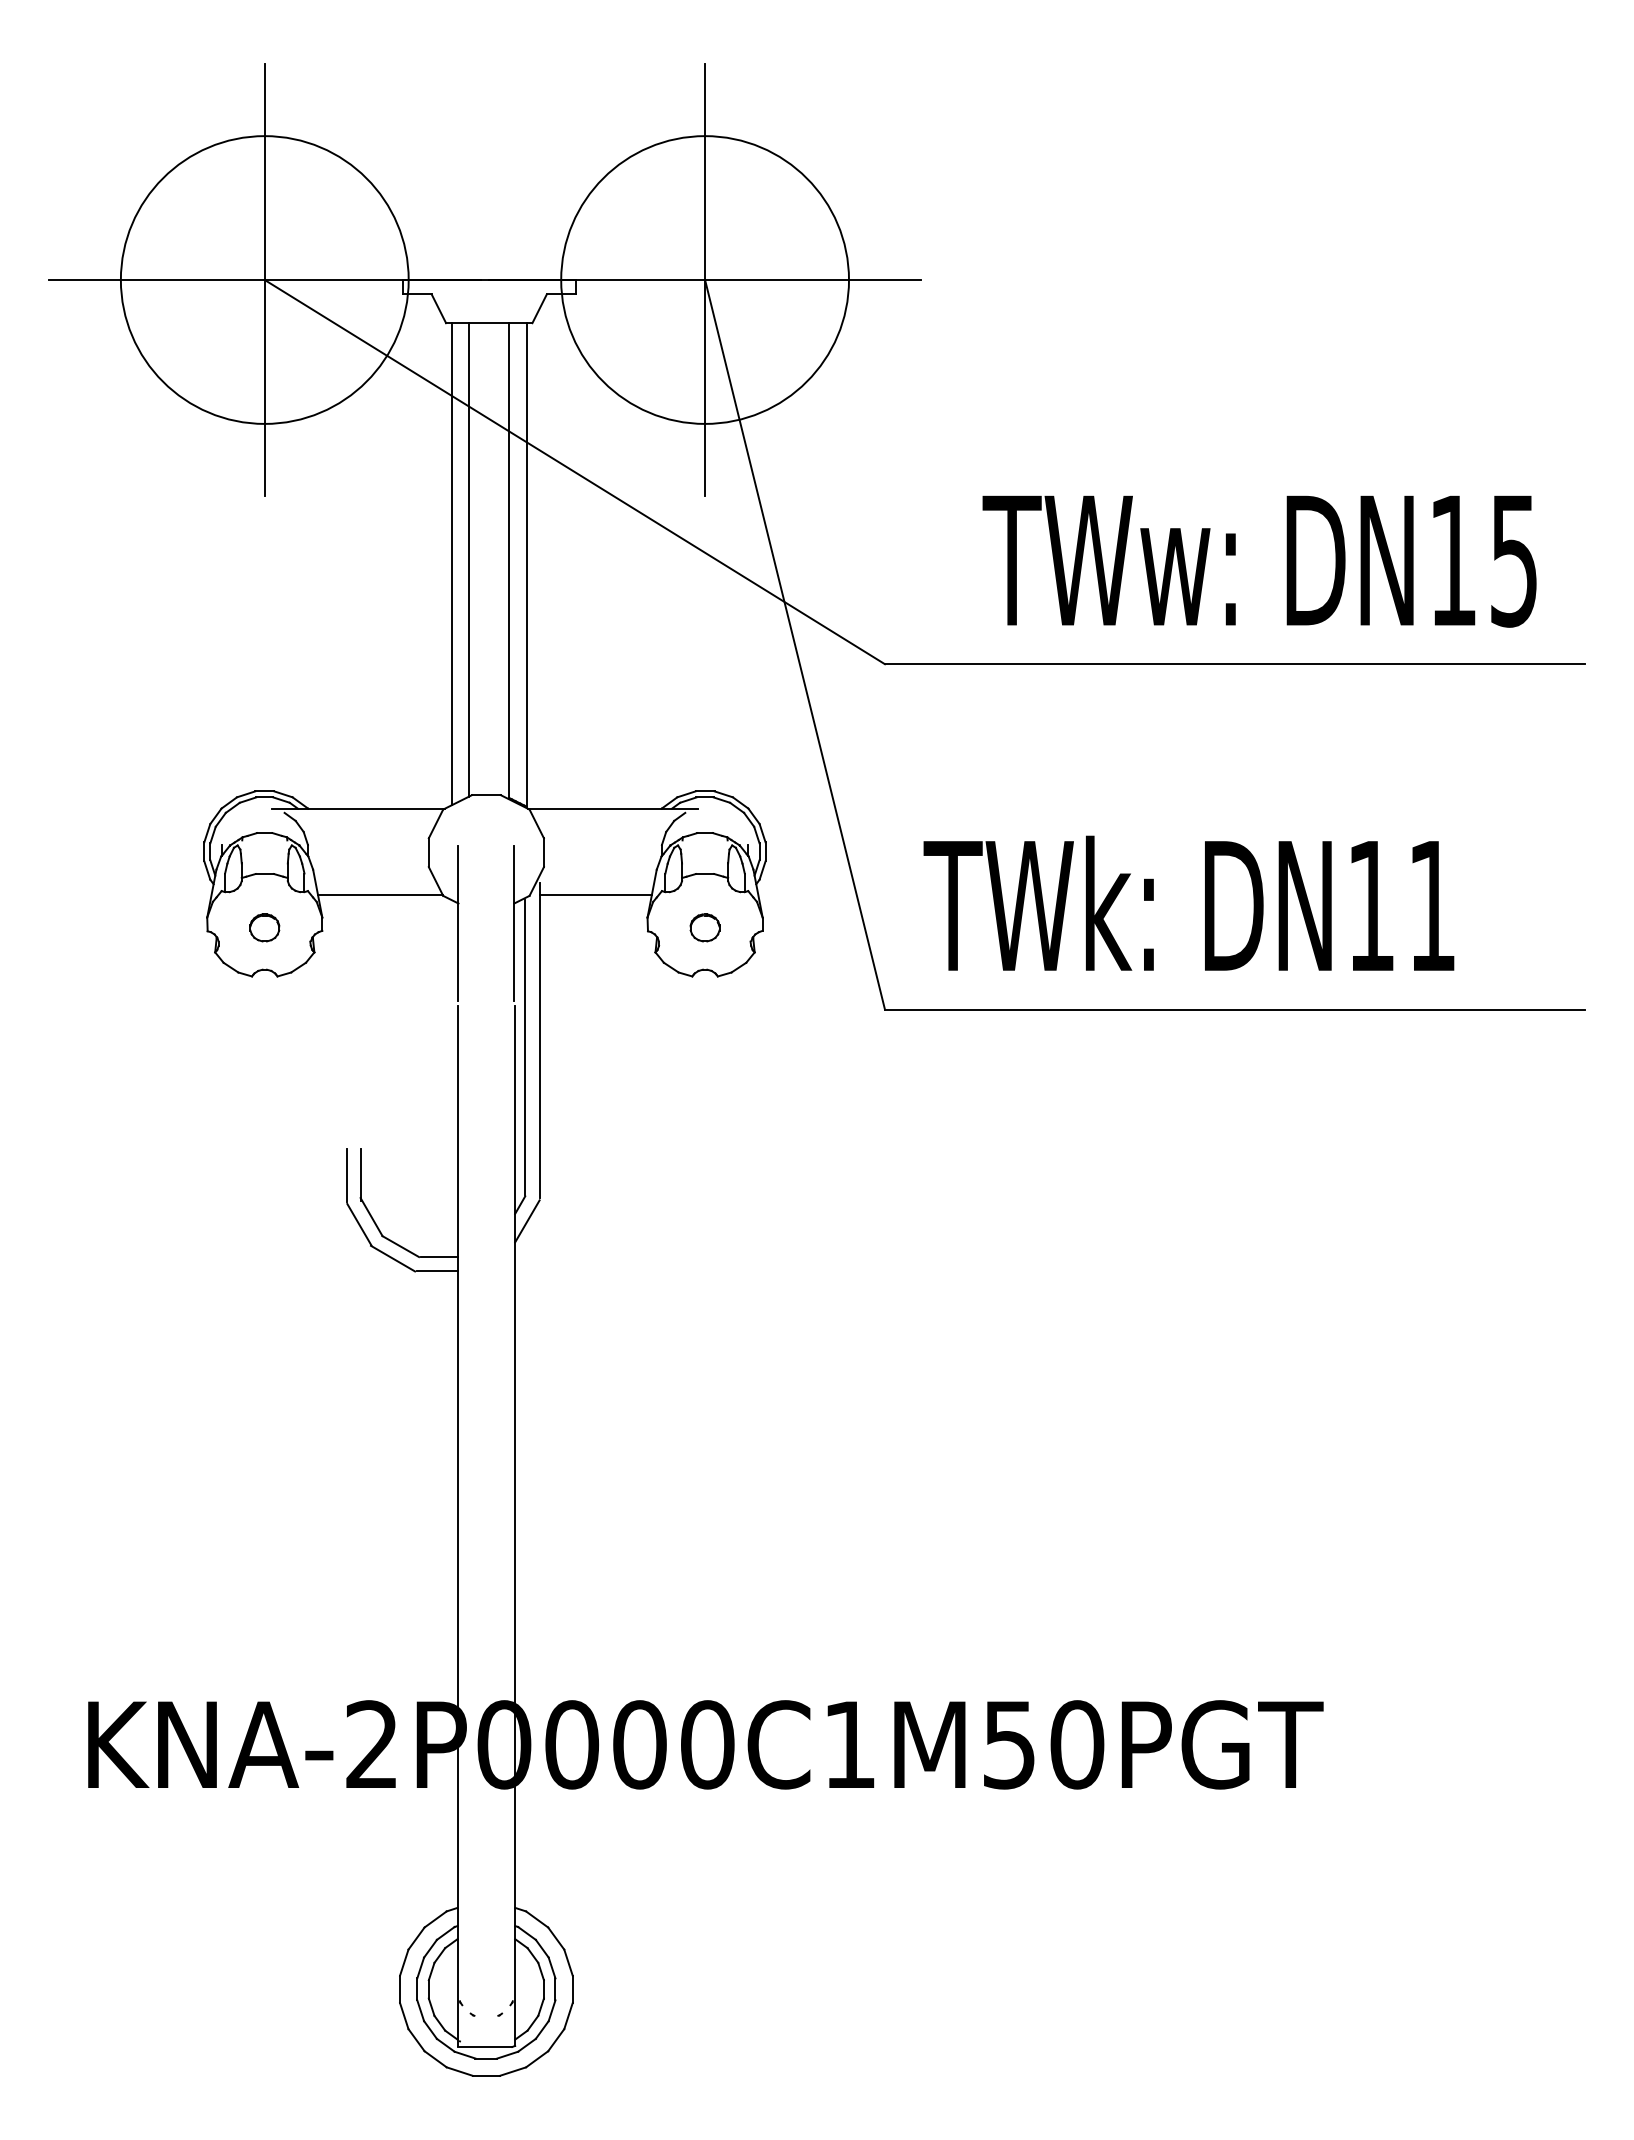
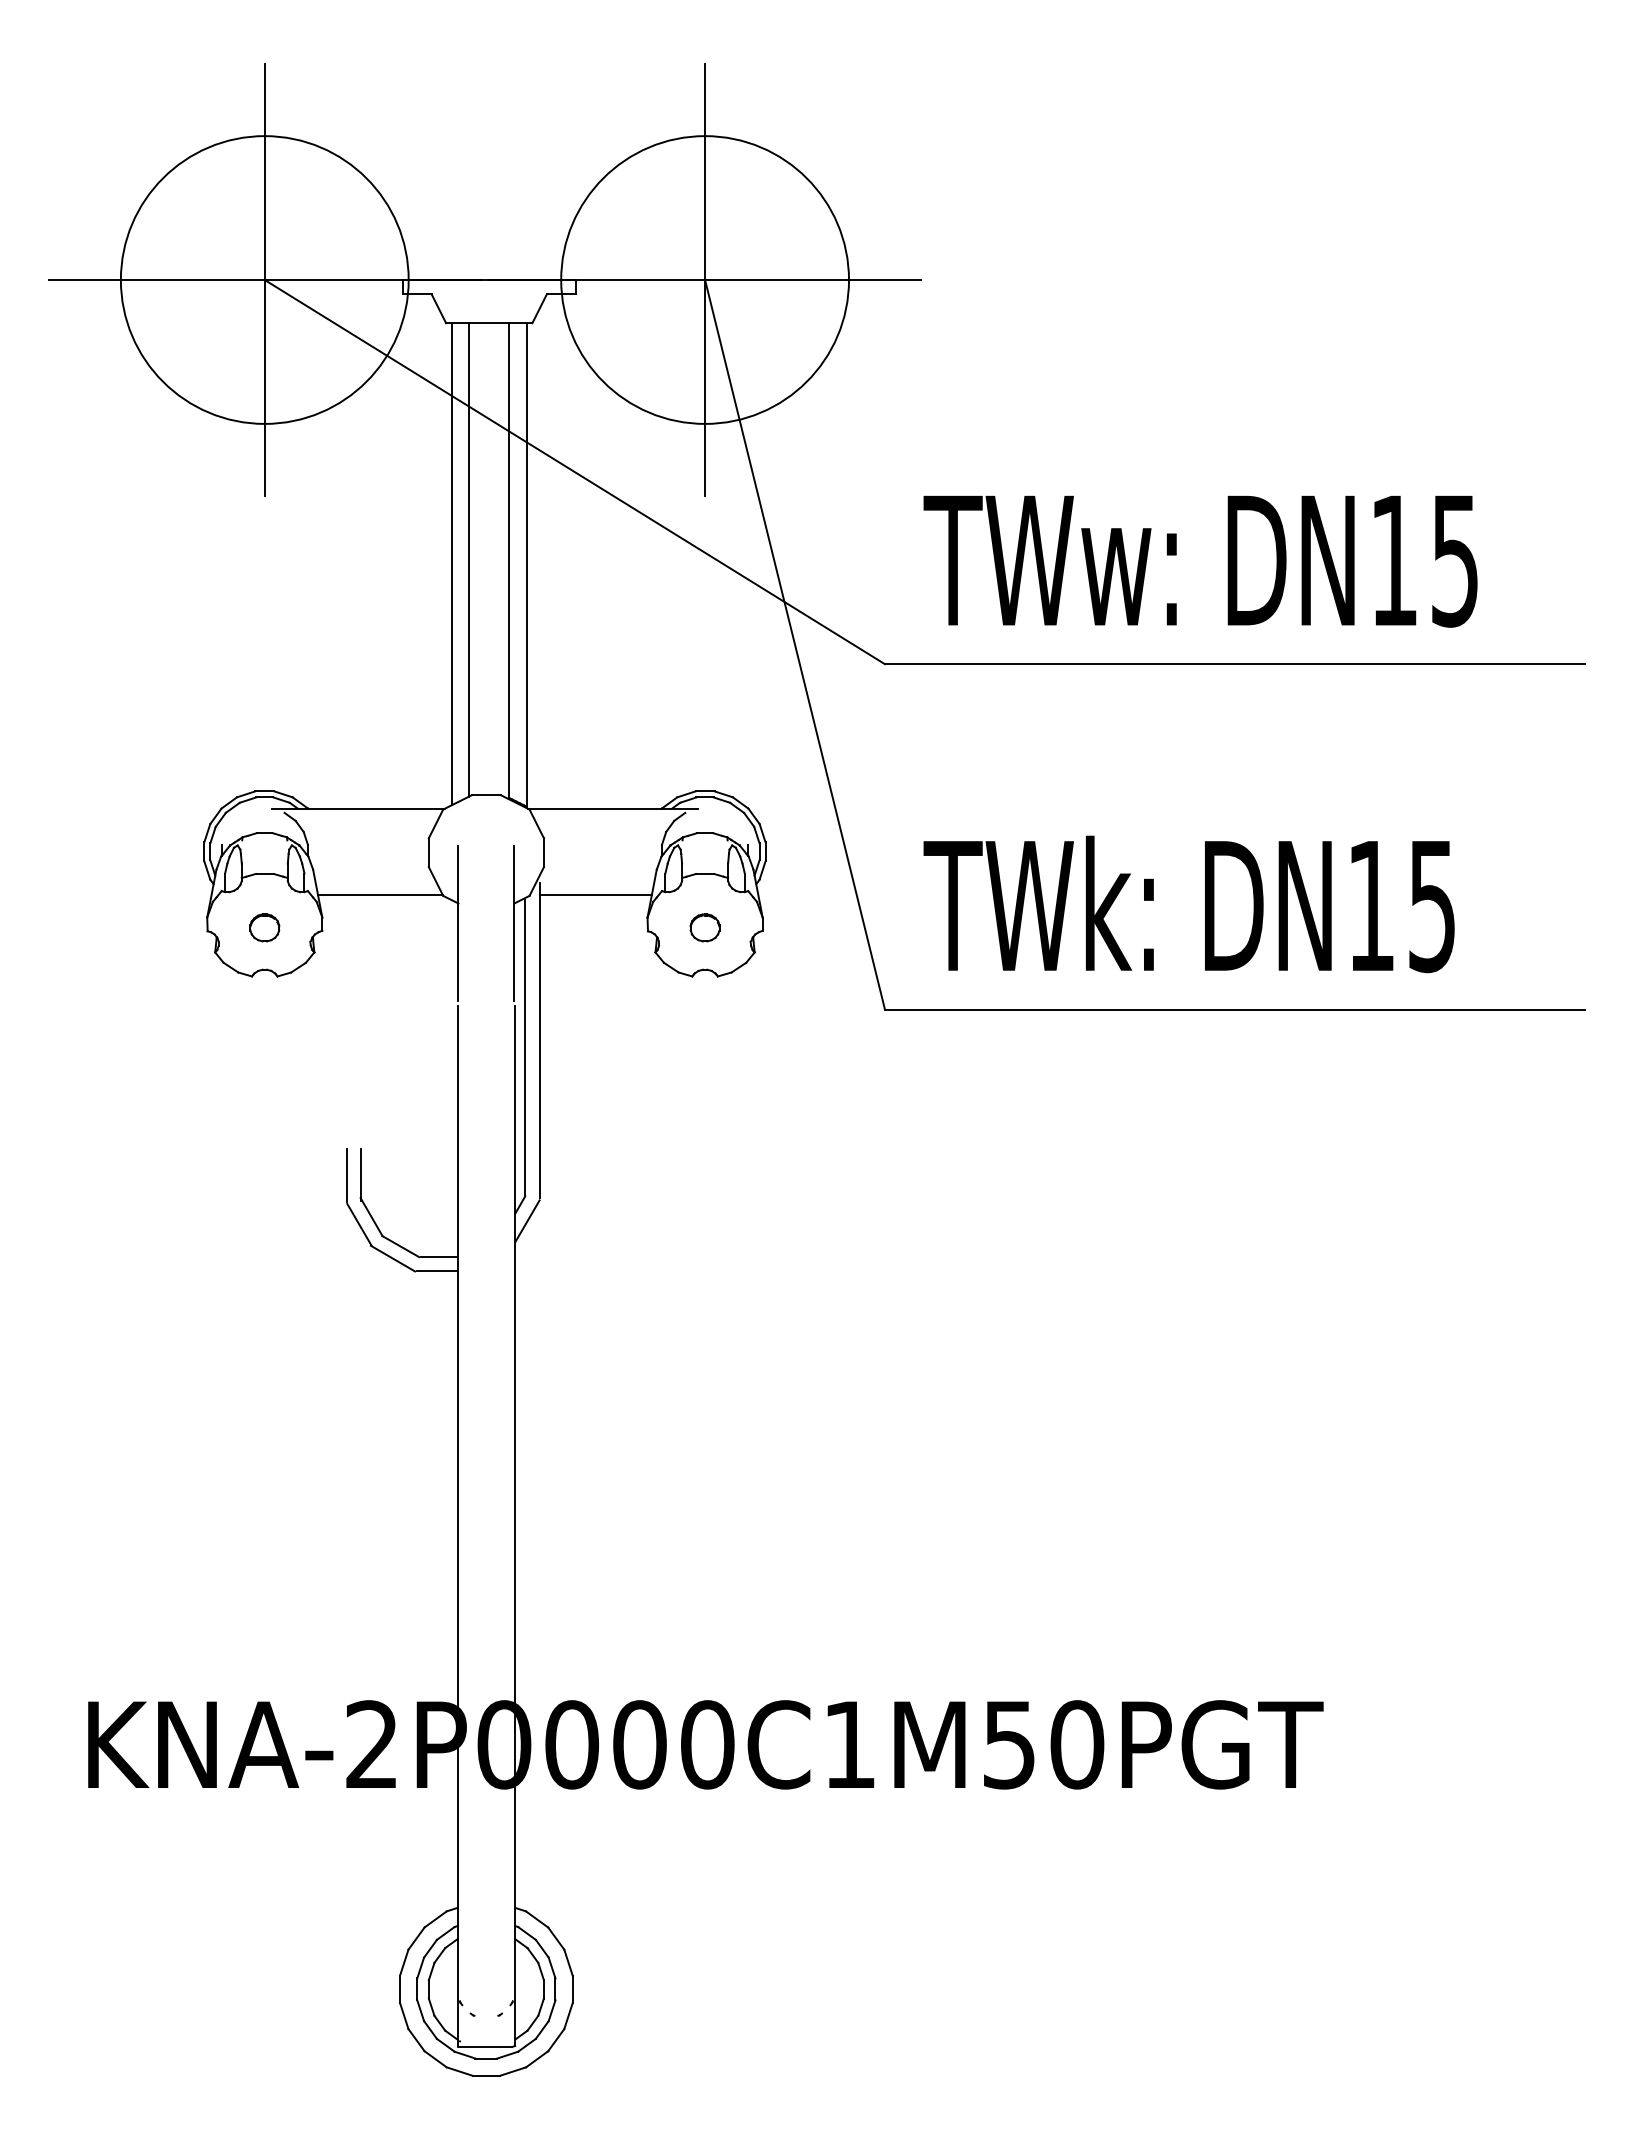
text position: (1259, 561) -> (1200, 561) (1200, 561)
text: DN11 -> DN15 (1431, 907)
